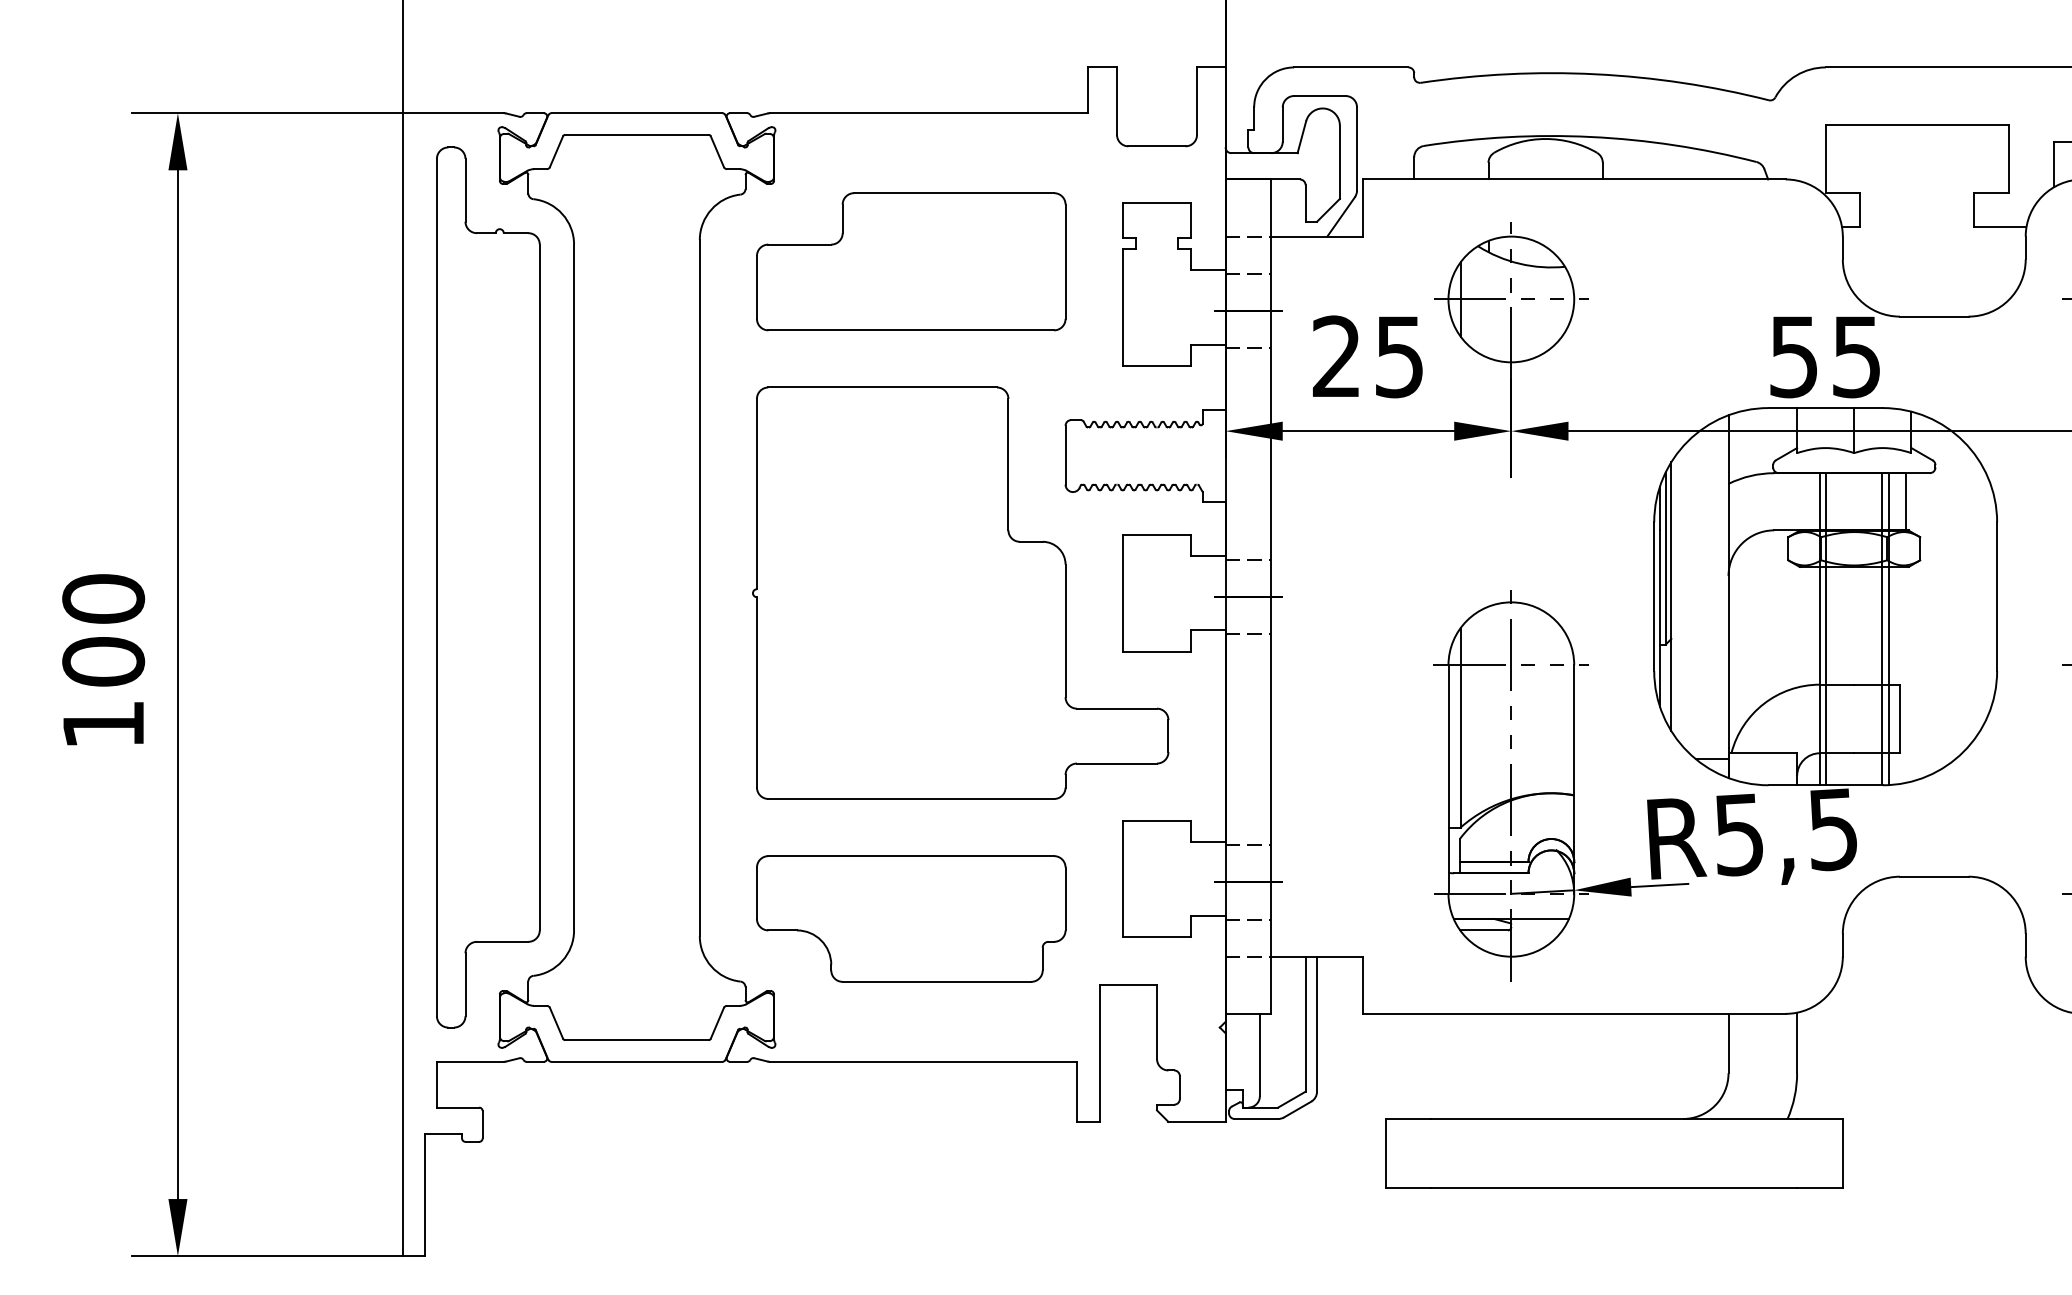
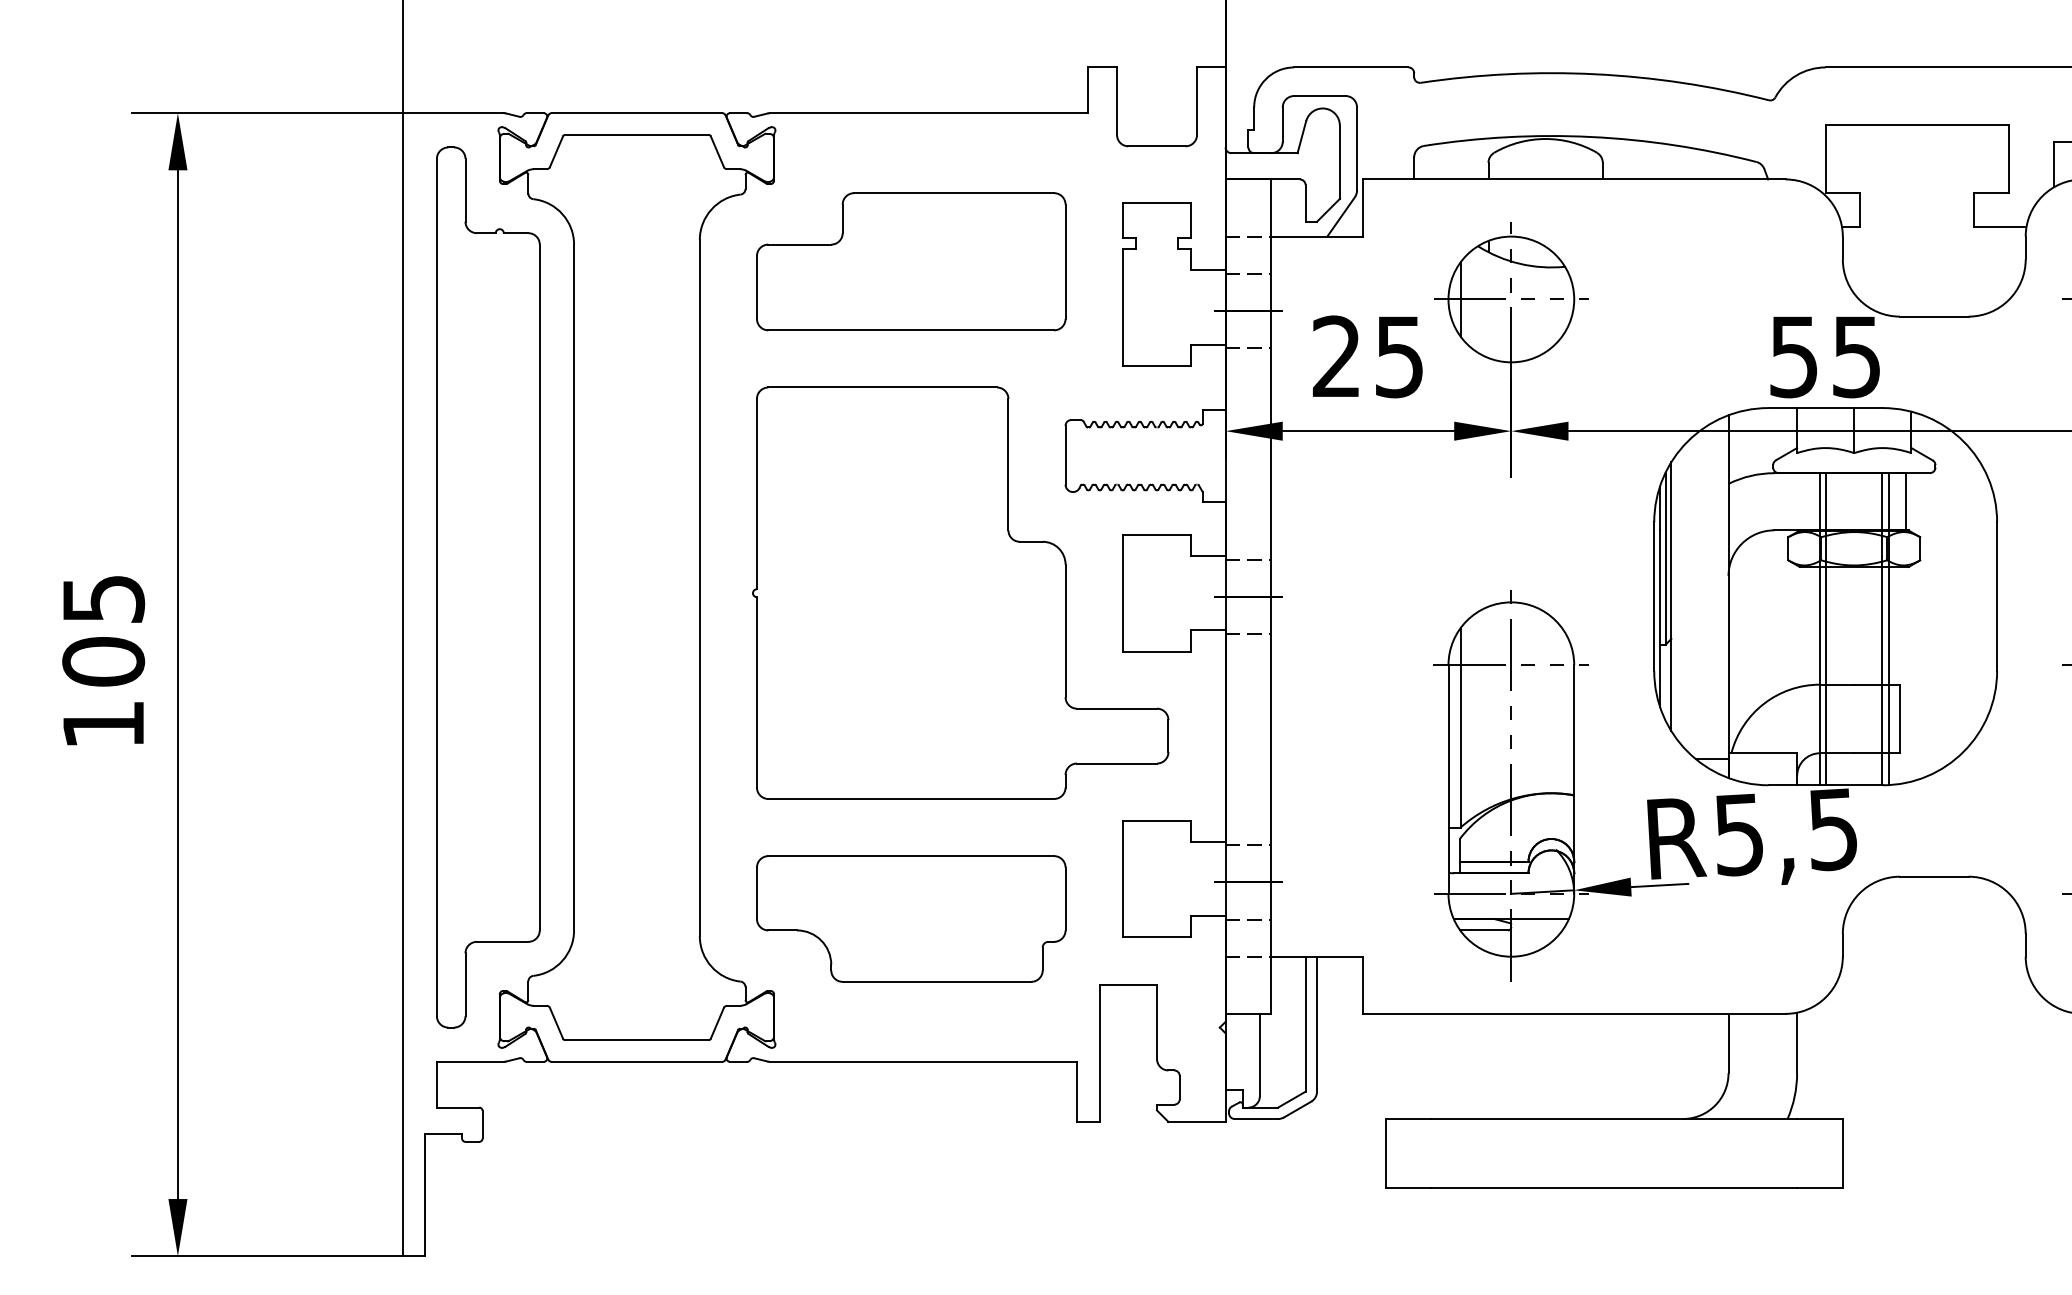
text: 100 -> 105 (103, 598)
